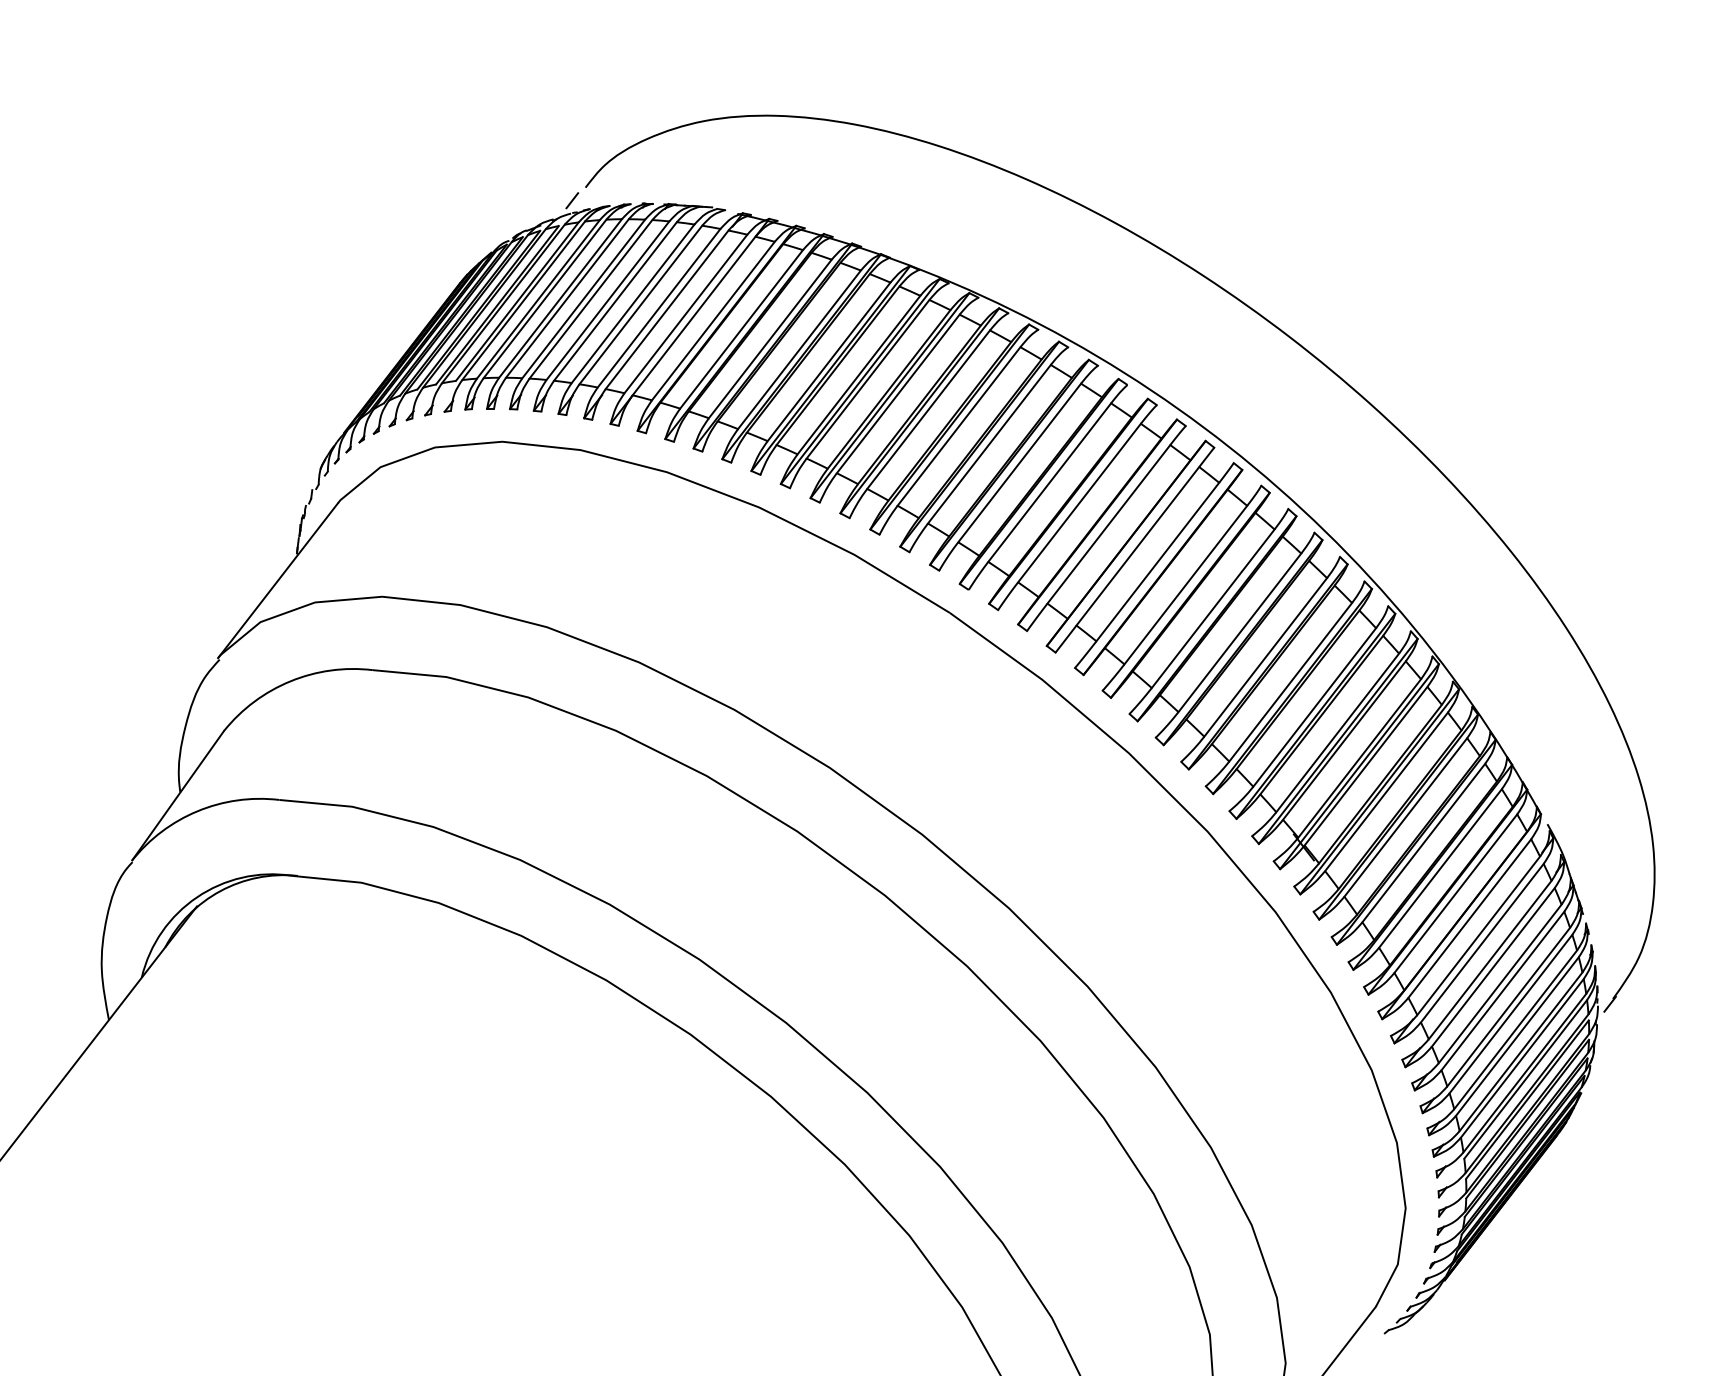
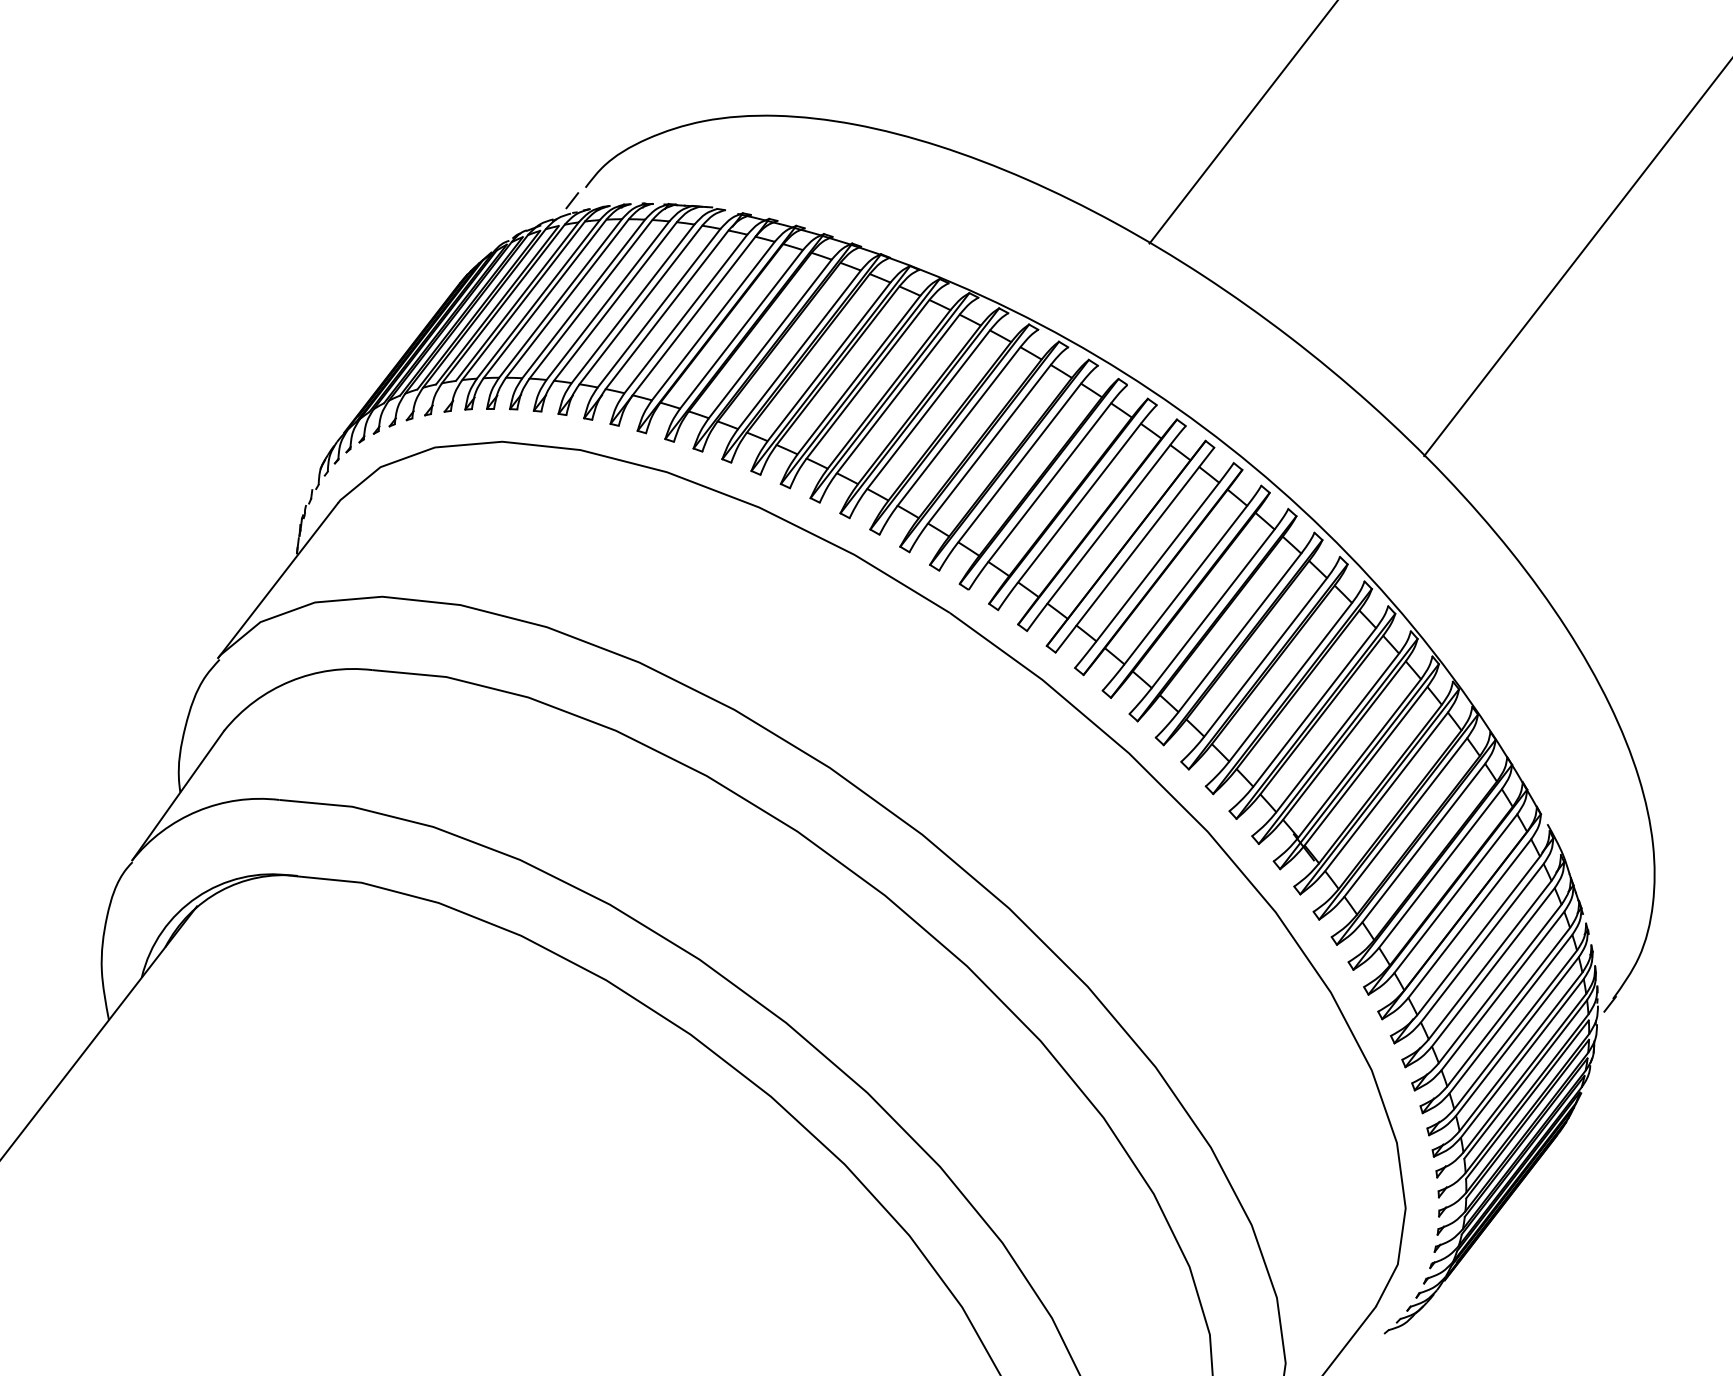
line: none -> present (1242, 122)
line: none -> present (1576, 258)
